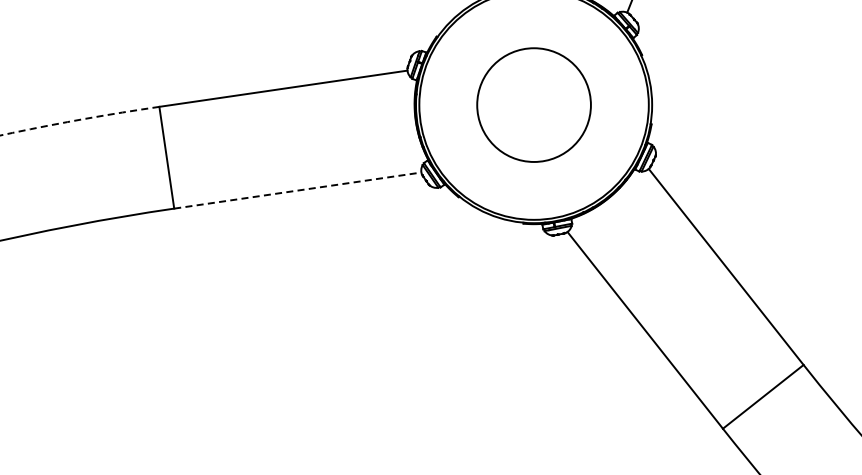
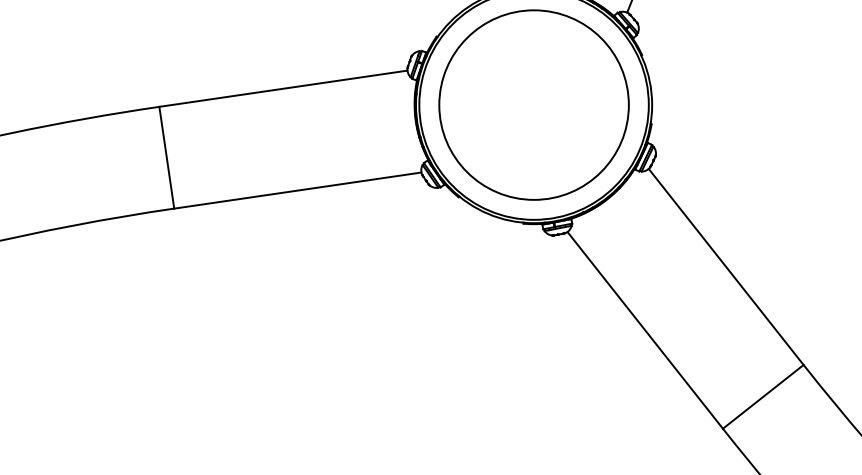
circle diameter: 114 px -> 190 px (533, 104)
arc: dashed -> solid (79, 119)
line: dashed -> solid (297, 190)
